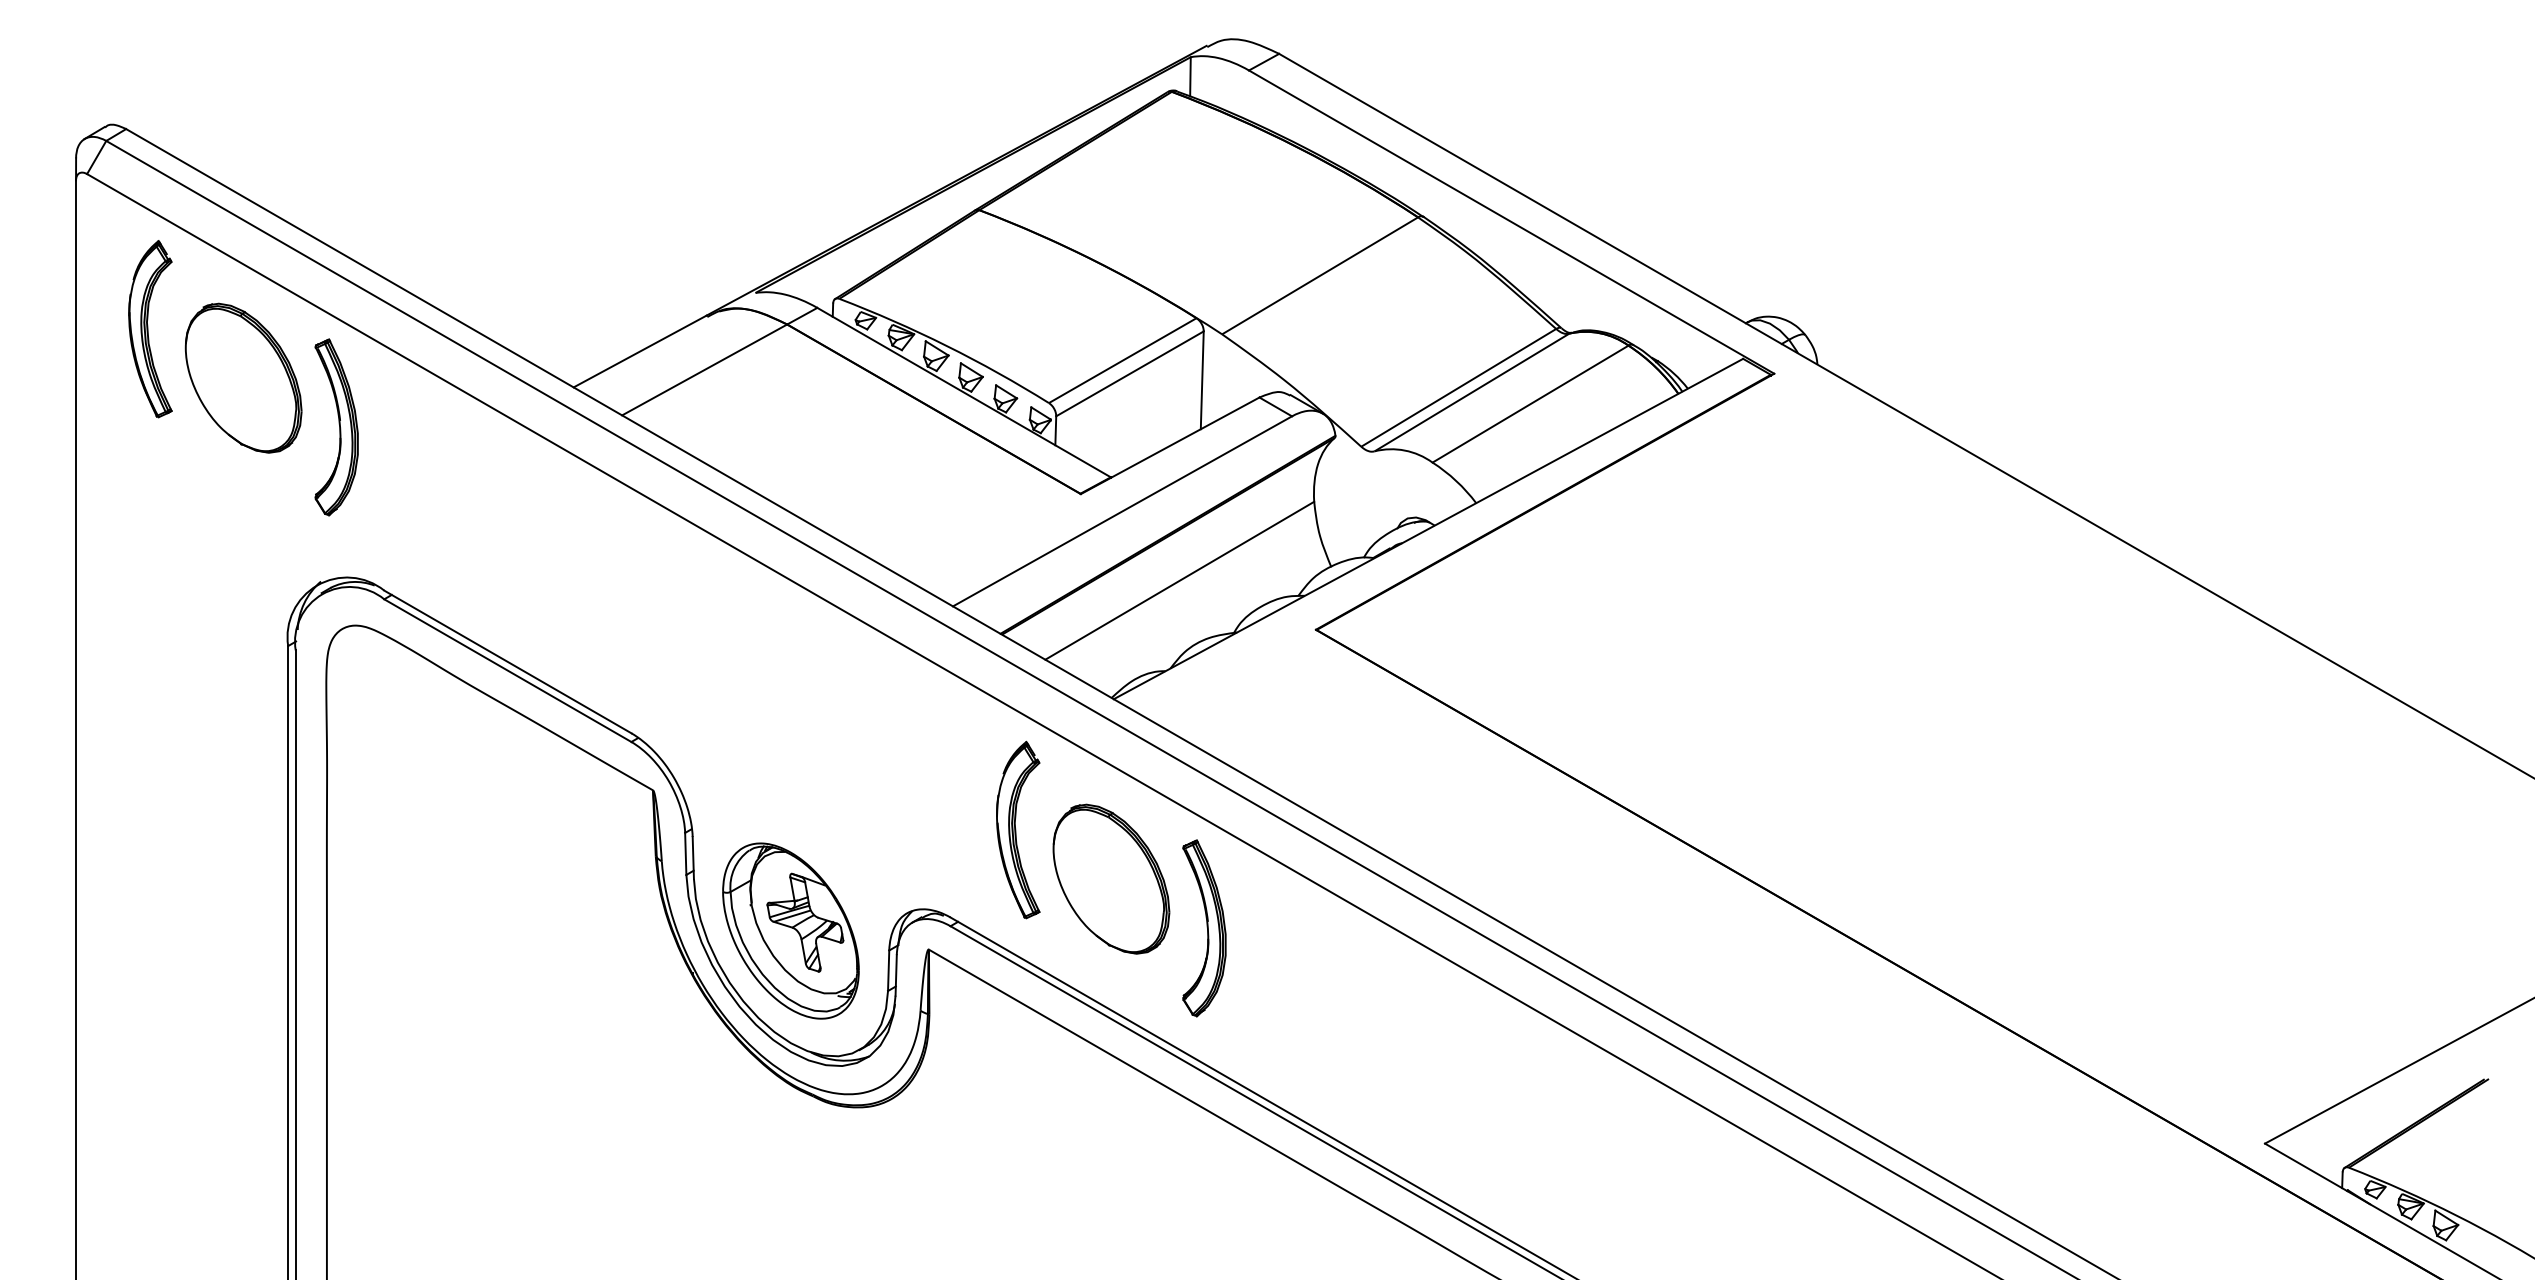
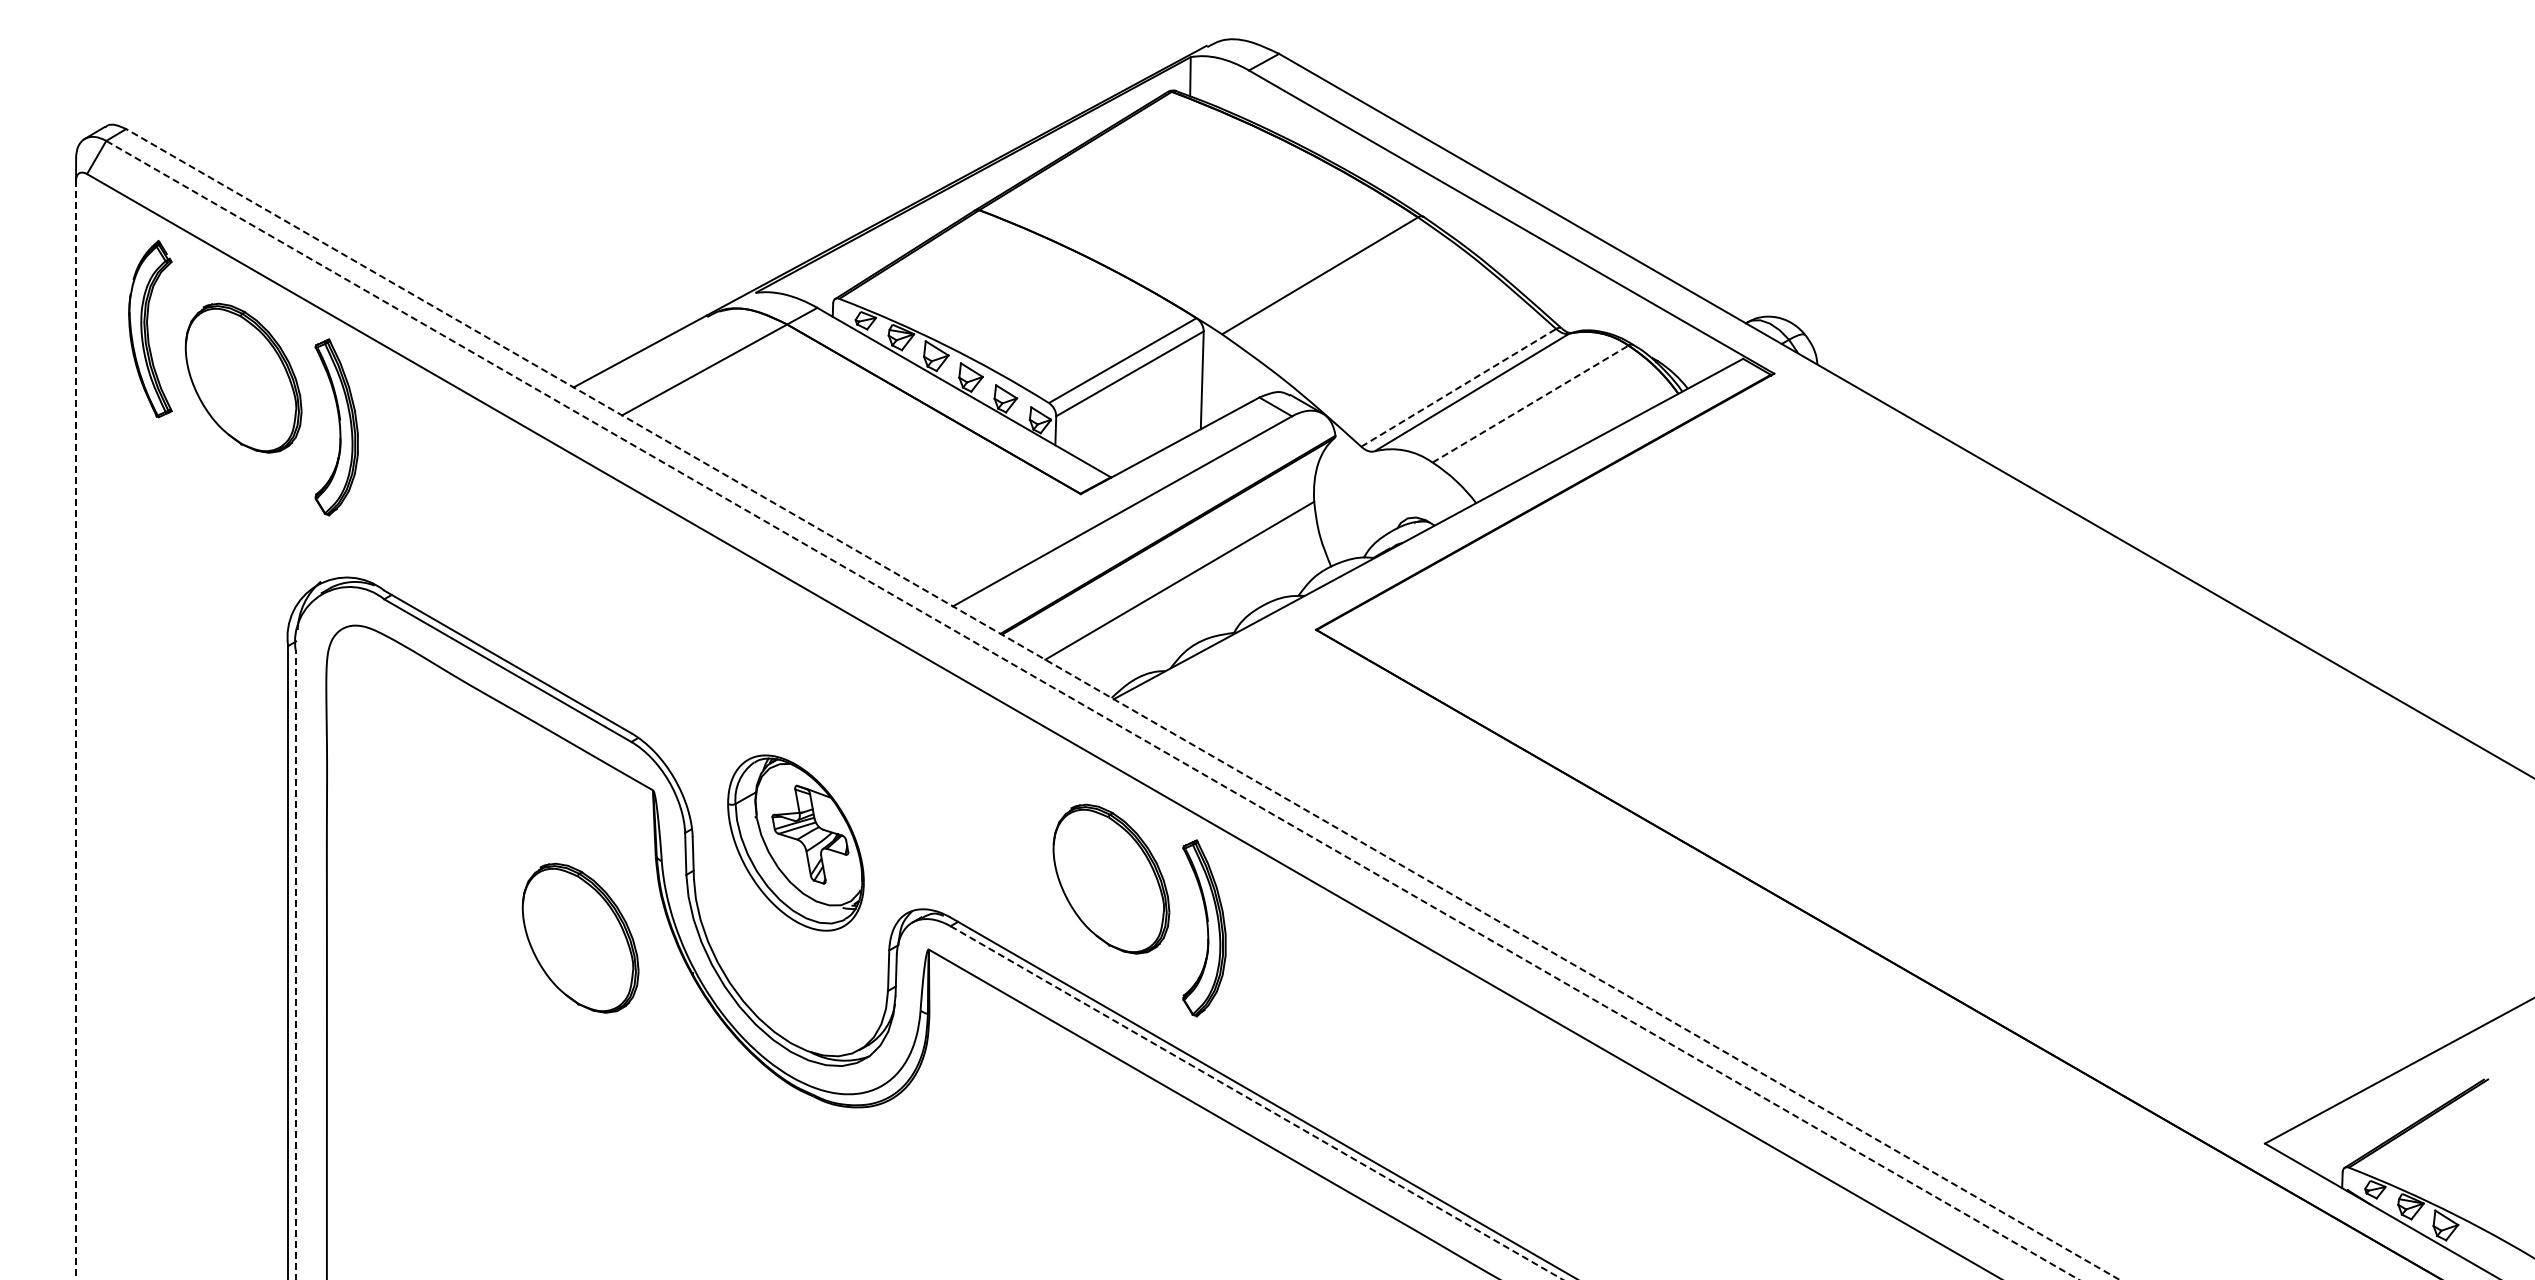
line: solid -> dashed (1459, 387)
line: solid -> dashed (1530, 403)
line: solid -> dashed (1122, 704)
line: solid -> dashed (1092, 710)
line: solid -> dashed (76, 730)
part: present -> none (1018, 829)
part position: (790, 930) -> (795, 842) (795, 842)
part: none -> present (580, 937)
line: solid -> dashed (295, 964)
line: solid -> dashed (1256, 1103)
